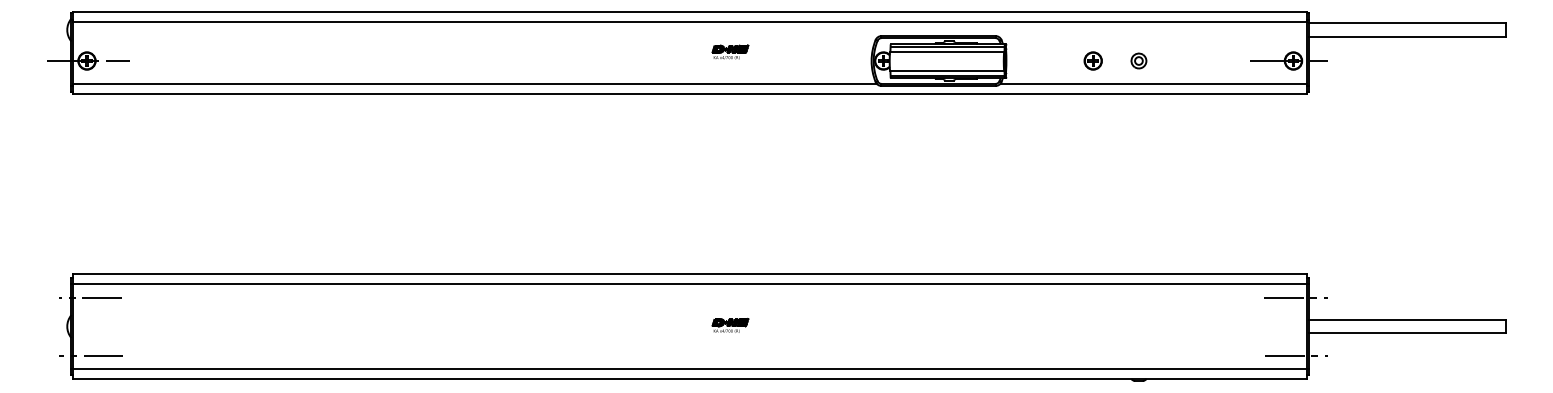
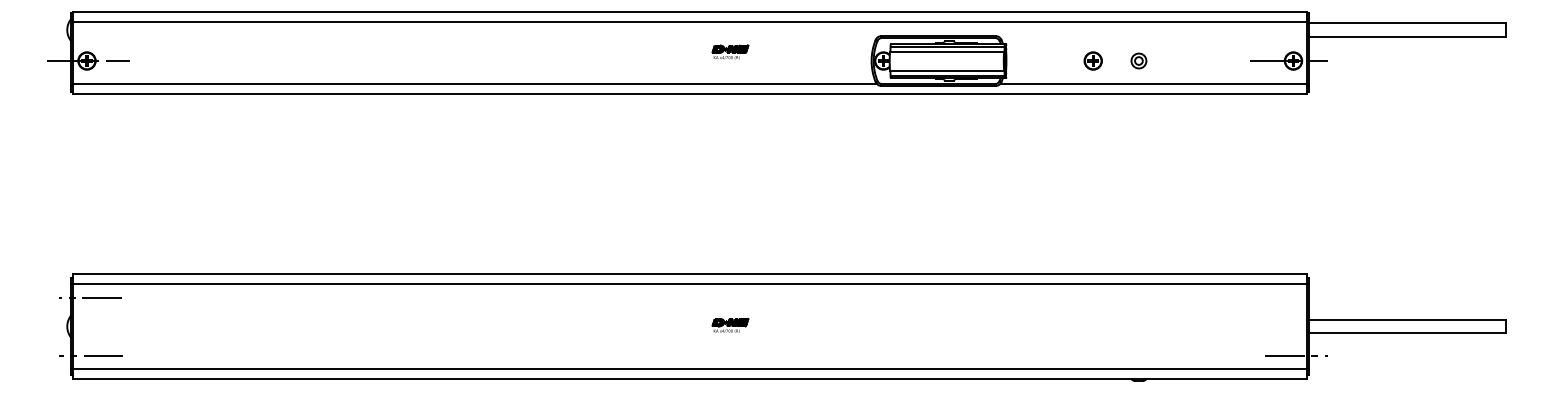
line: present -> none (1295, 297)
